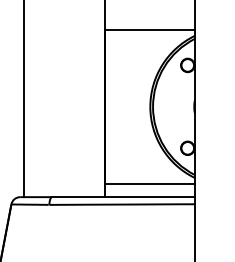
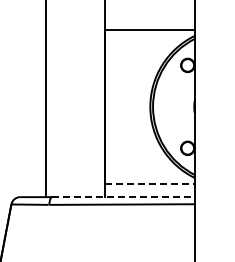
line position: (24, 99) -> (46, 99) (46, 99)
line: solid -> dashed (150, 183)
line: solid -> dashed (124, 197)
